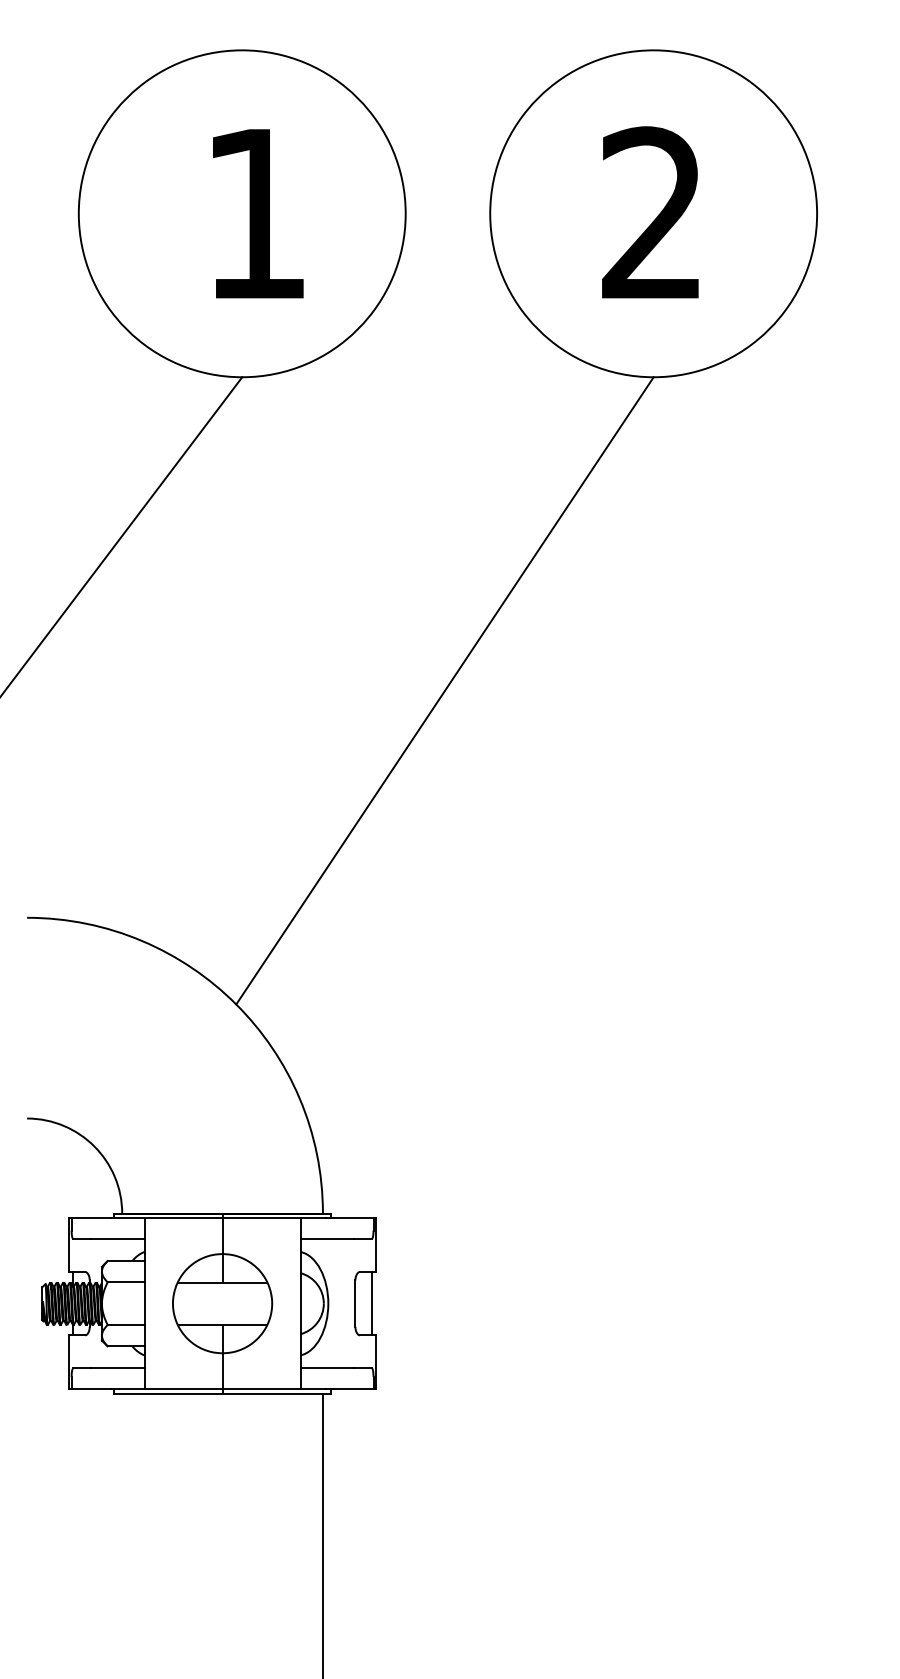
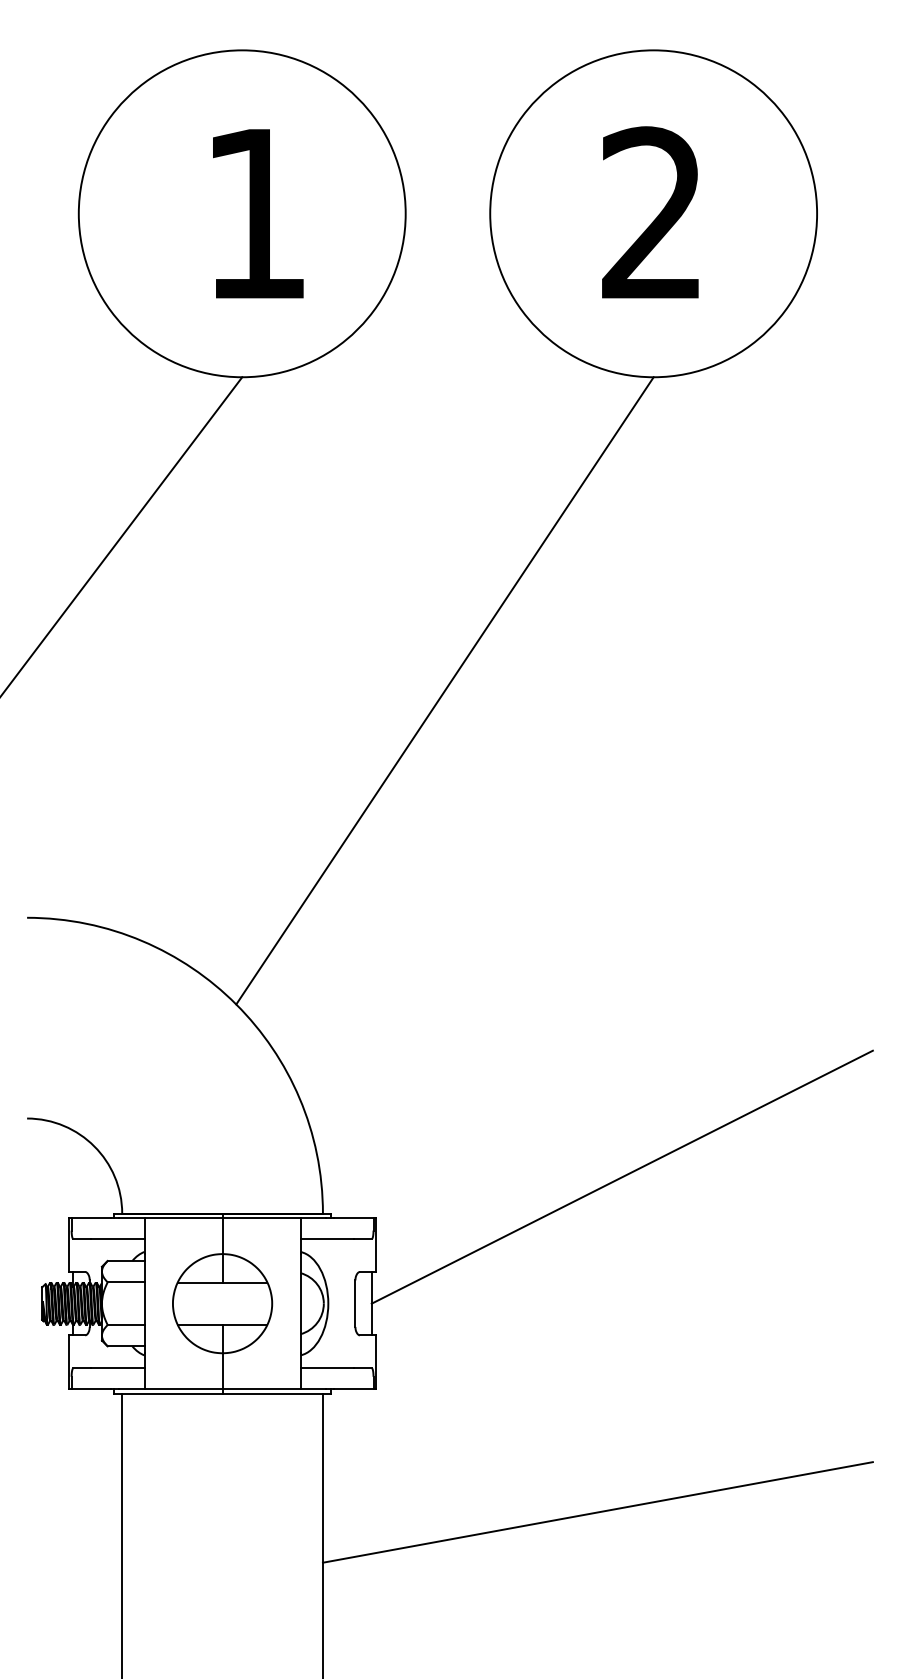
line: none -> present (621, 1176)
line: none -> present (597, 1512)
line: none -> present (122, 1534)
